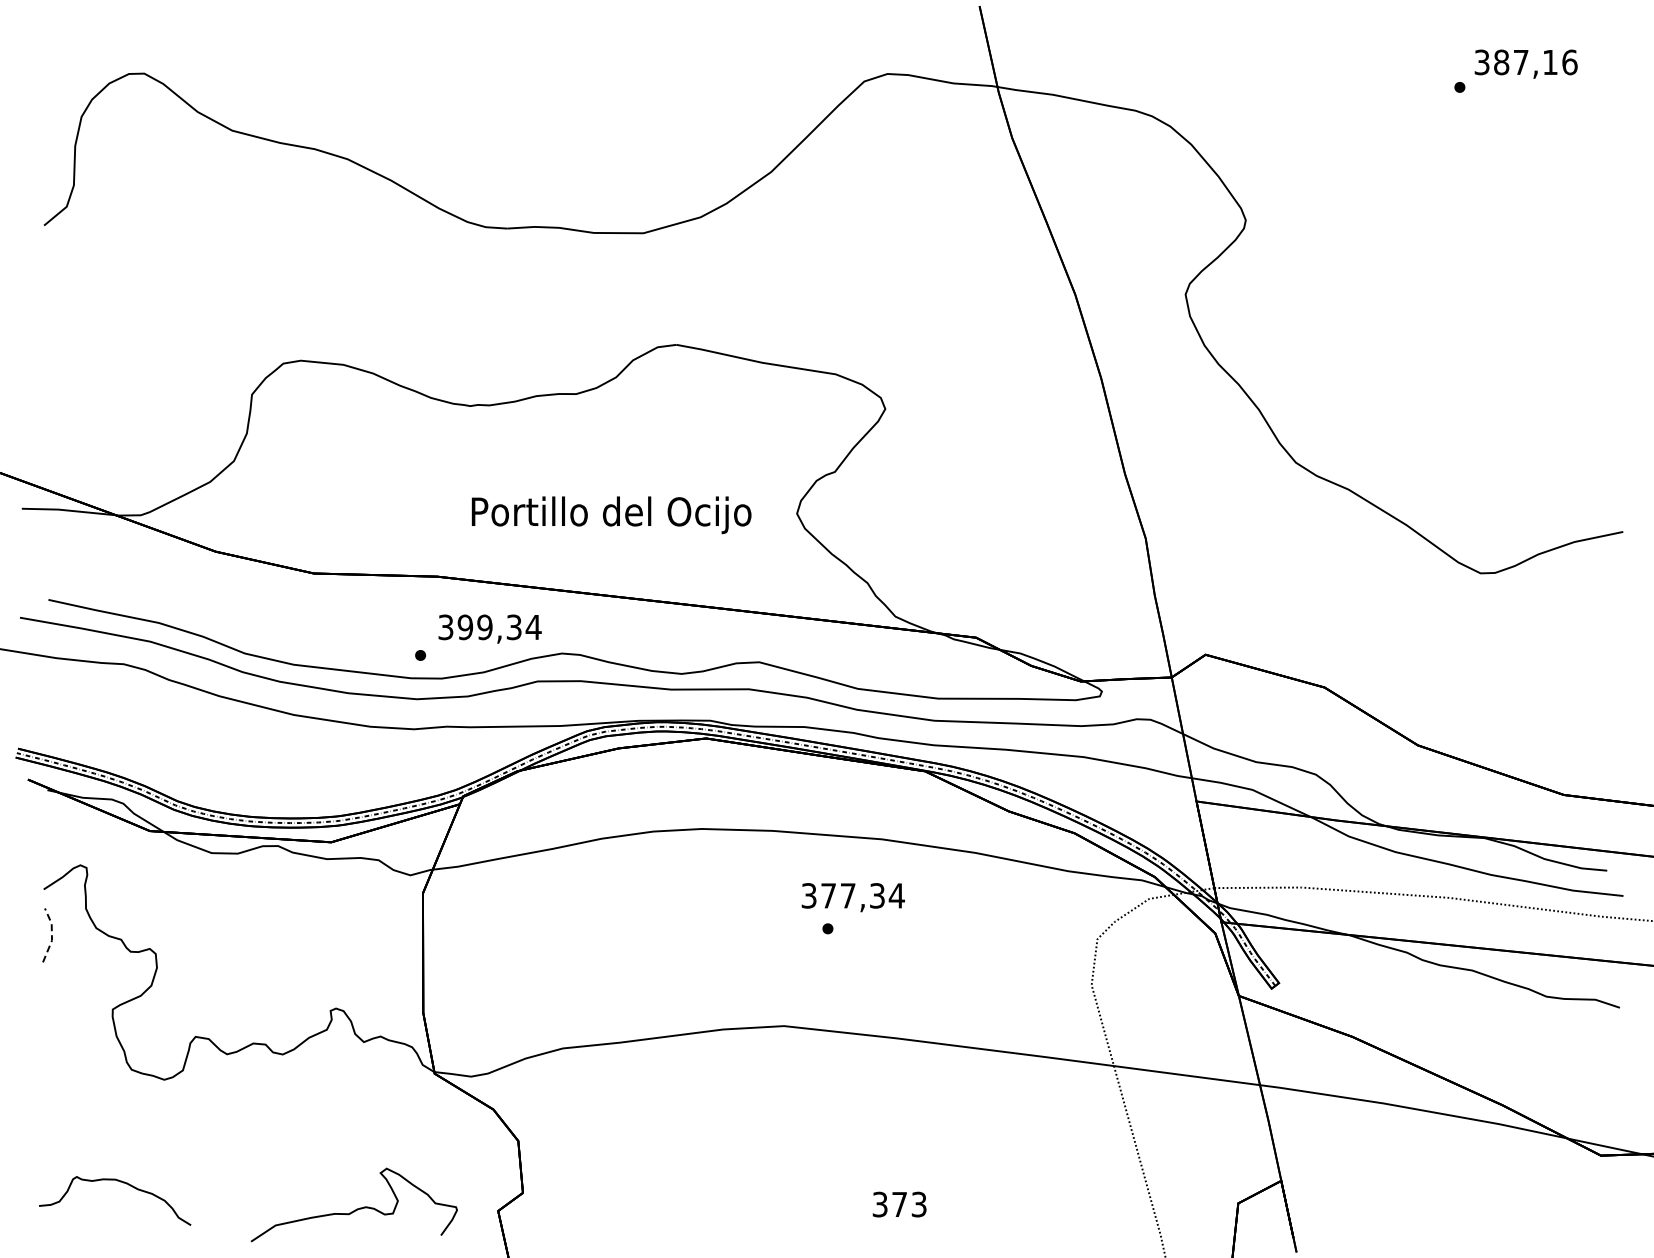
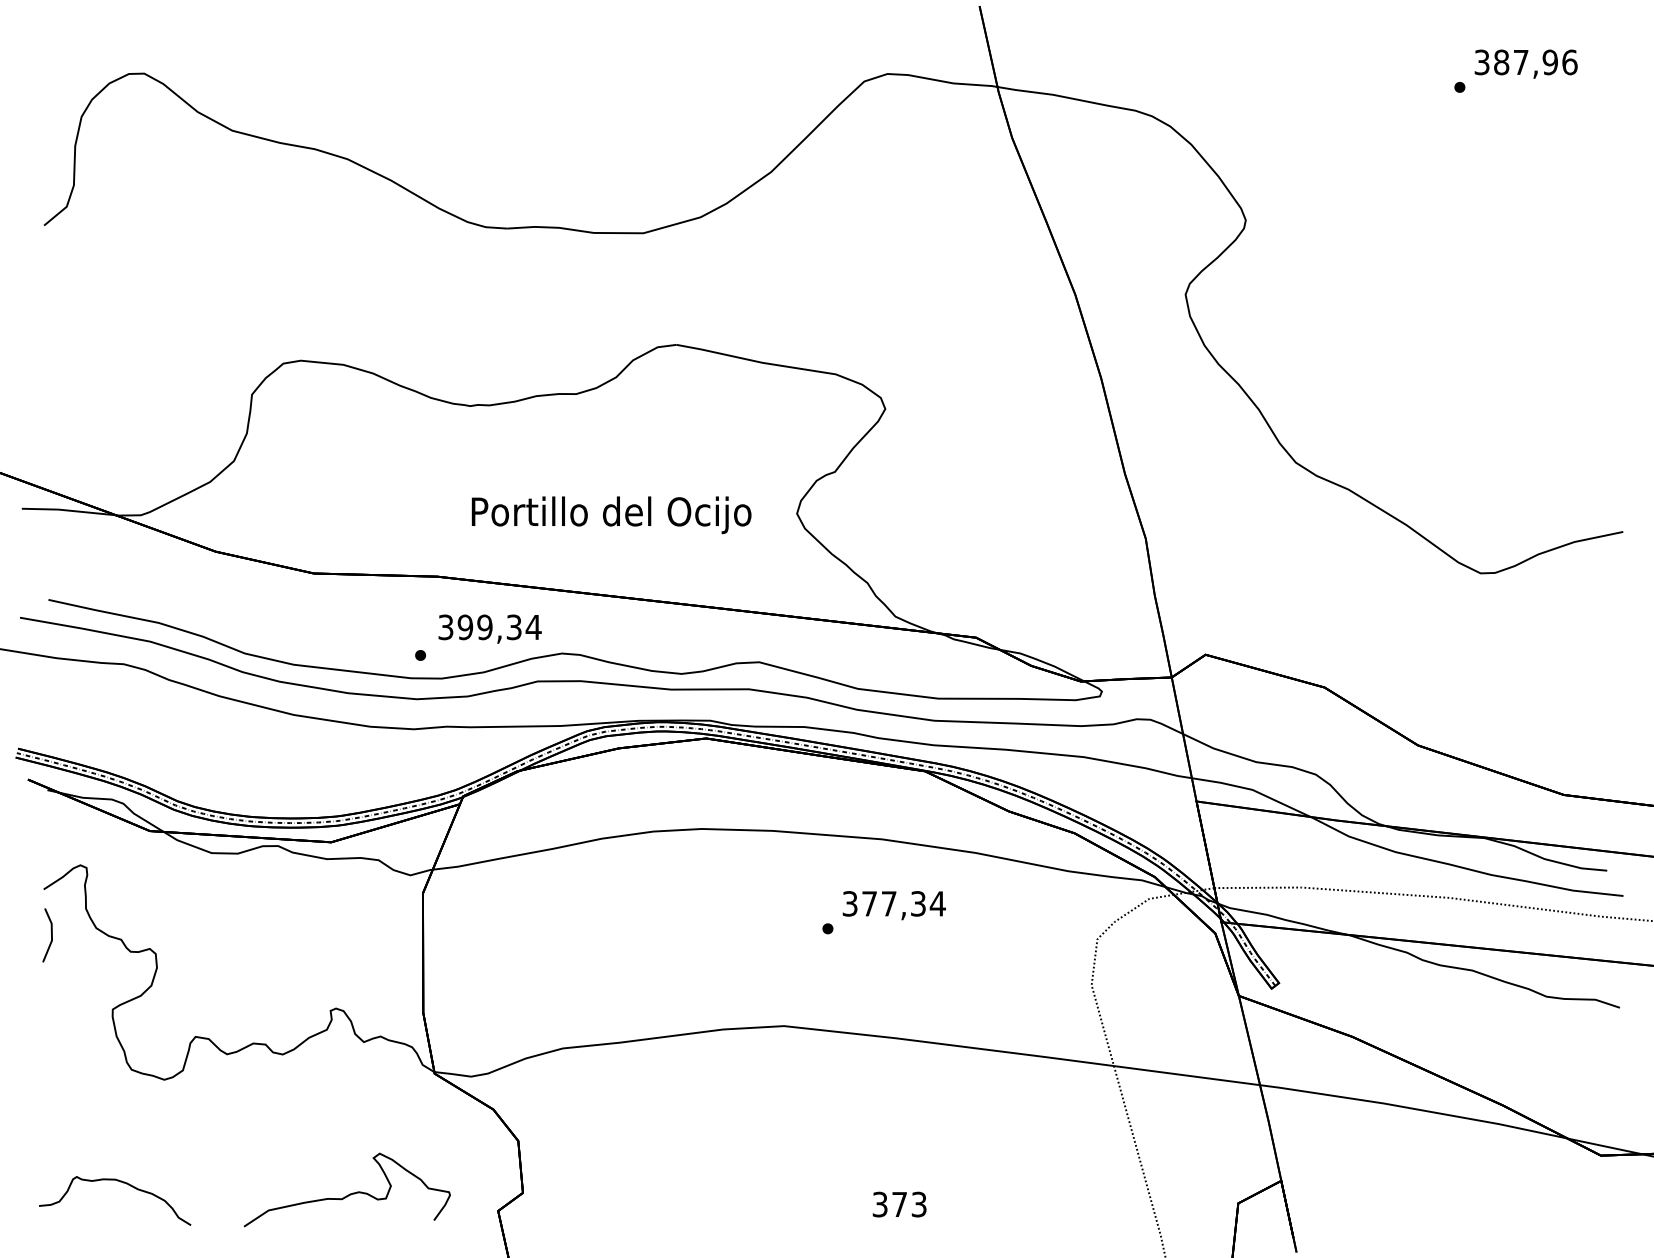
text: 387,16 -> 387,96 (1549, 62)
text position: (852, 897) -> (893, 905) (893, 905)
line: dashed -> solid (51, 935)
curve position: (356, 1208) -> (349, 1193) (349, 1193)
